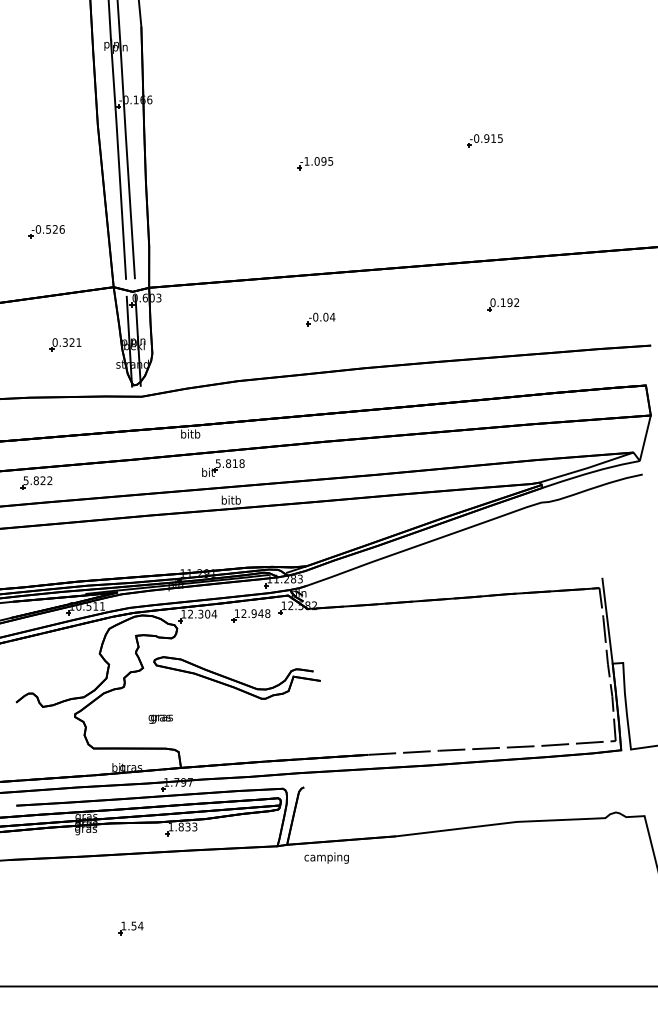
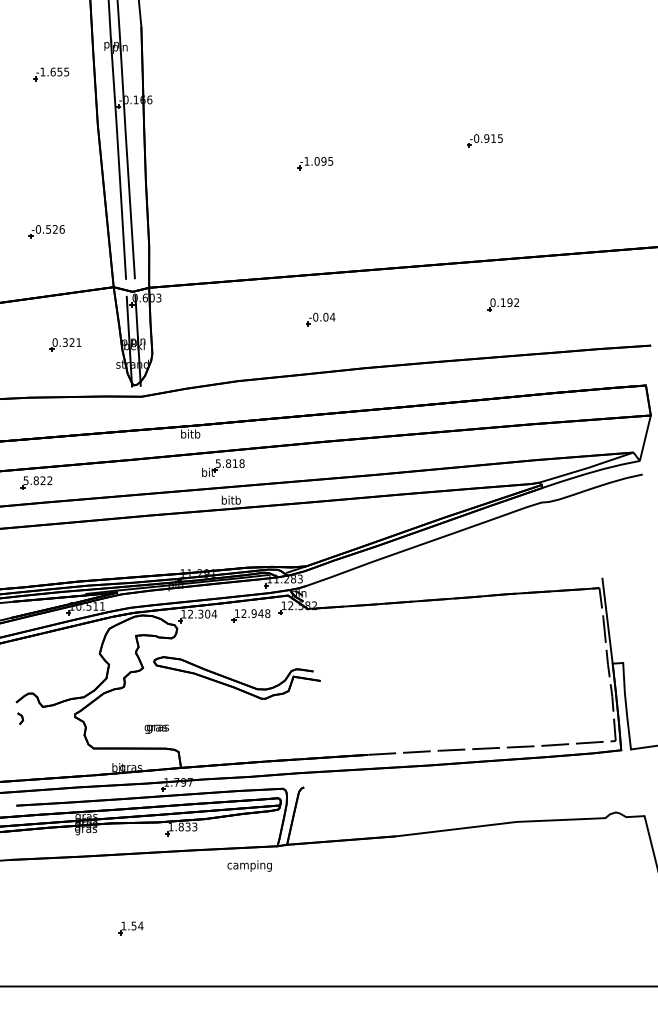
part: none -> present (51, 74)
part: none -> present (20, 718)
text position: (160, 718) -> (156, 728) (156, 728)
text position: (326, 857) -> (249, 865) (249, 865)
